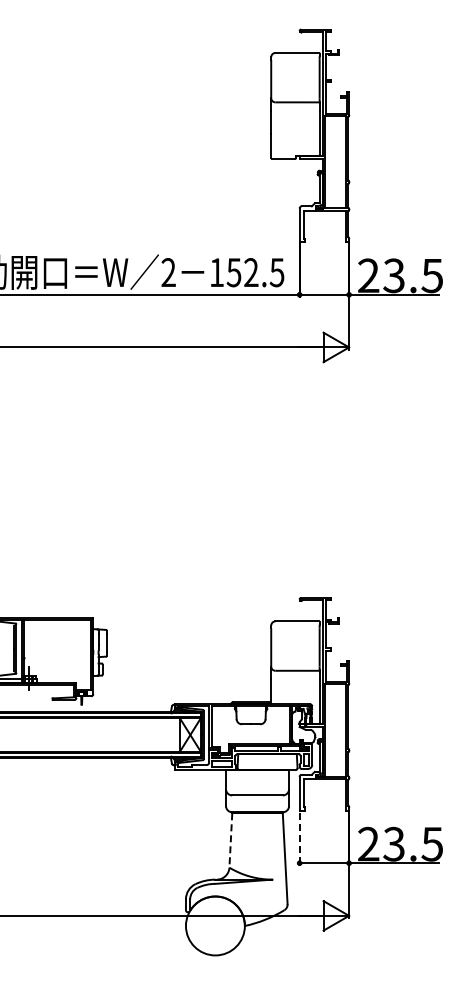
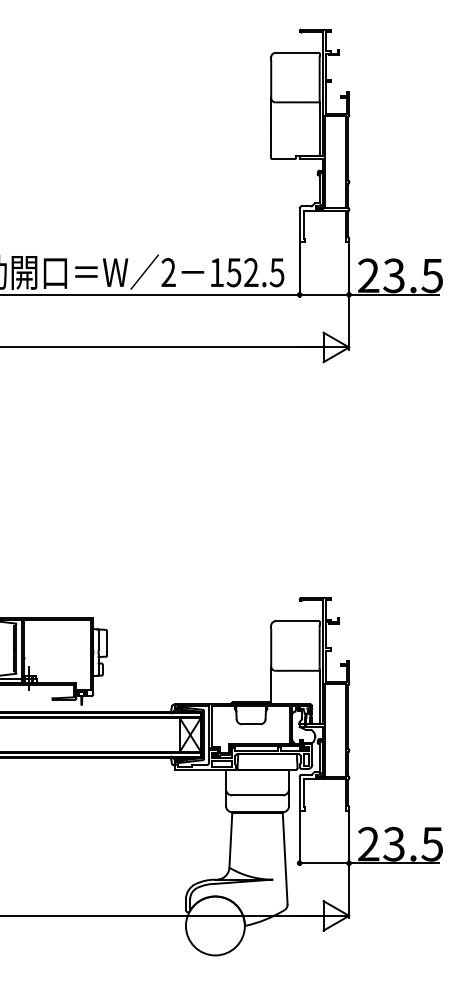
line: dashed -> solid (299, 839)
line: dashed -> solid (230, 841)
